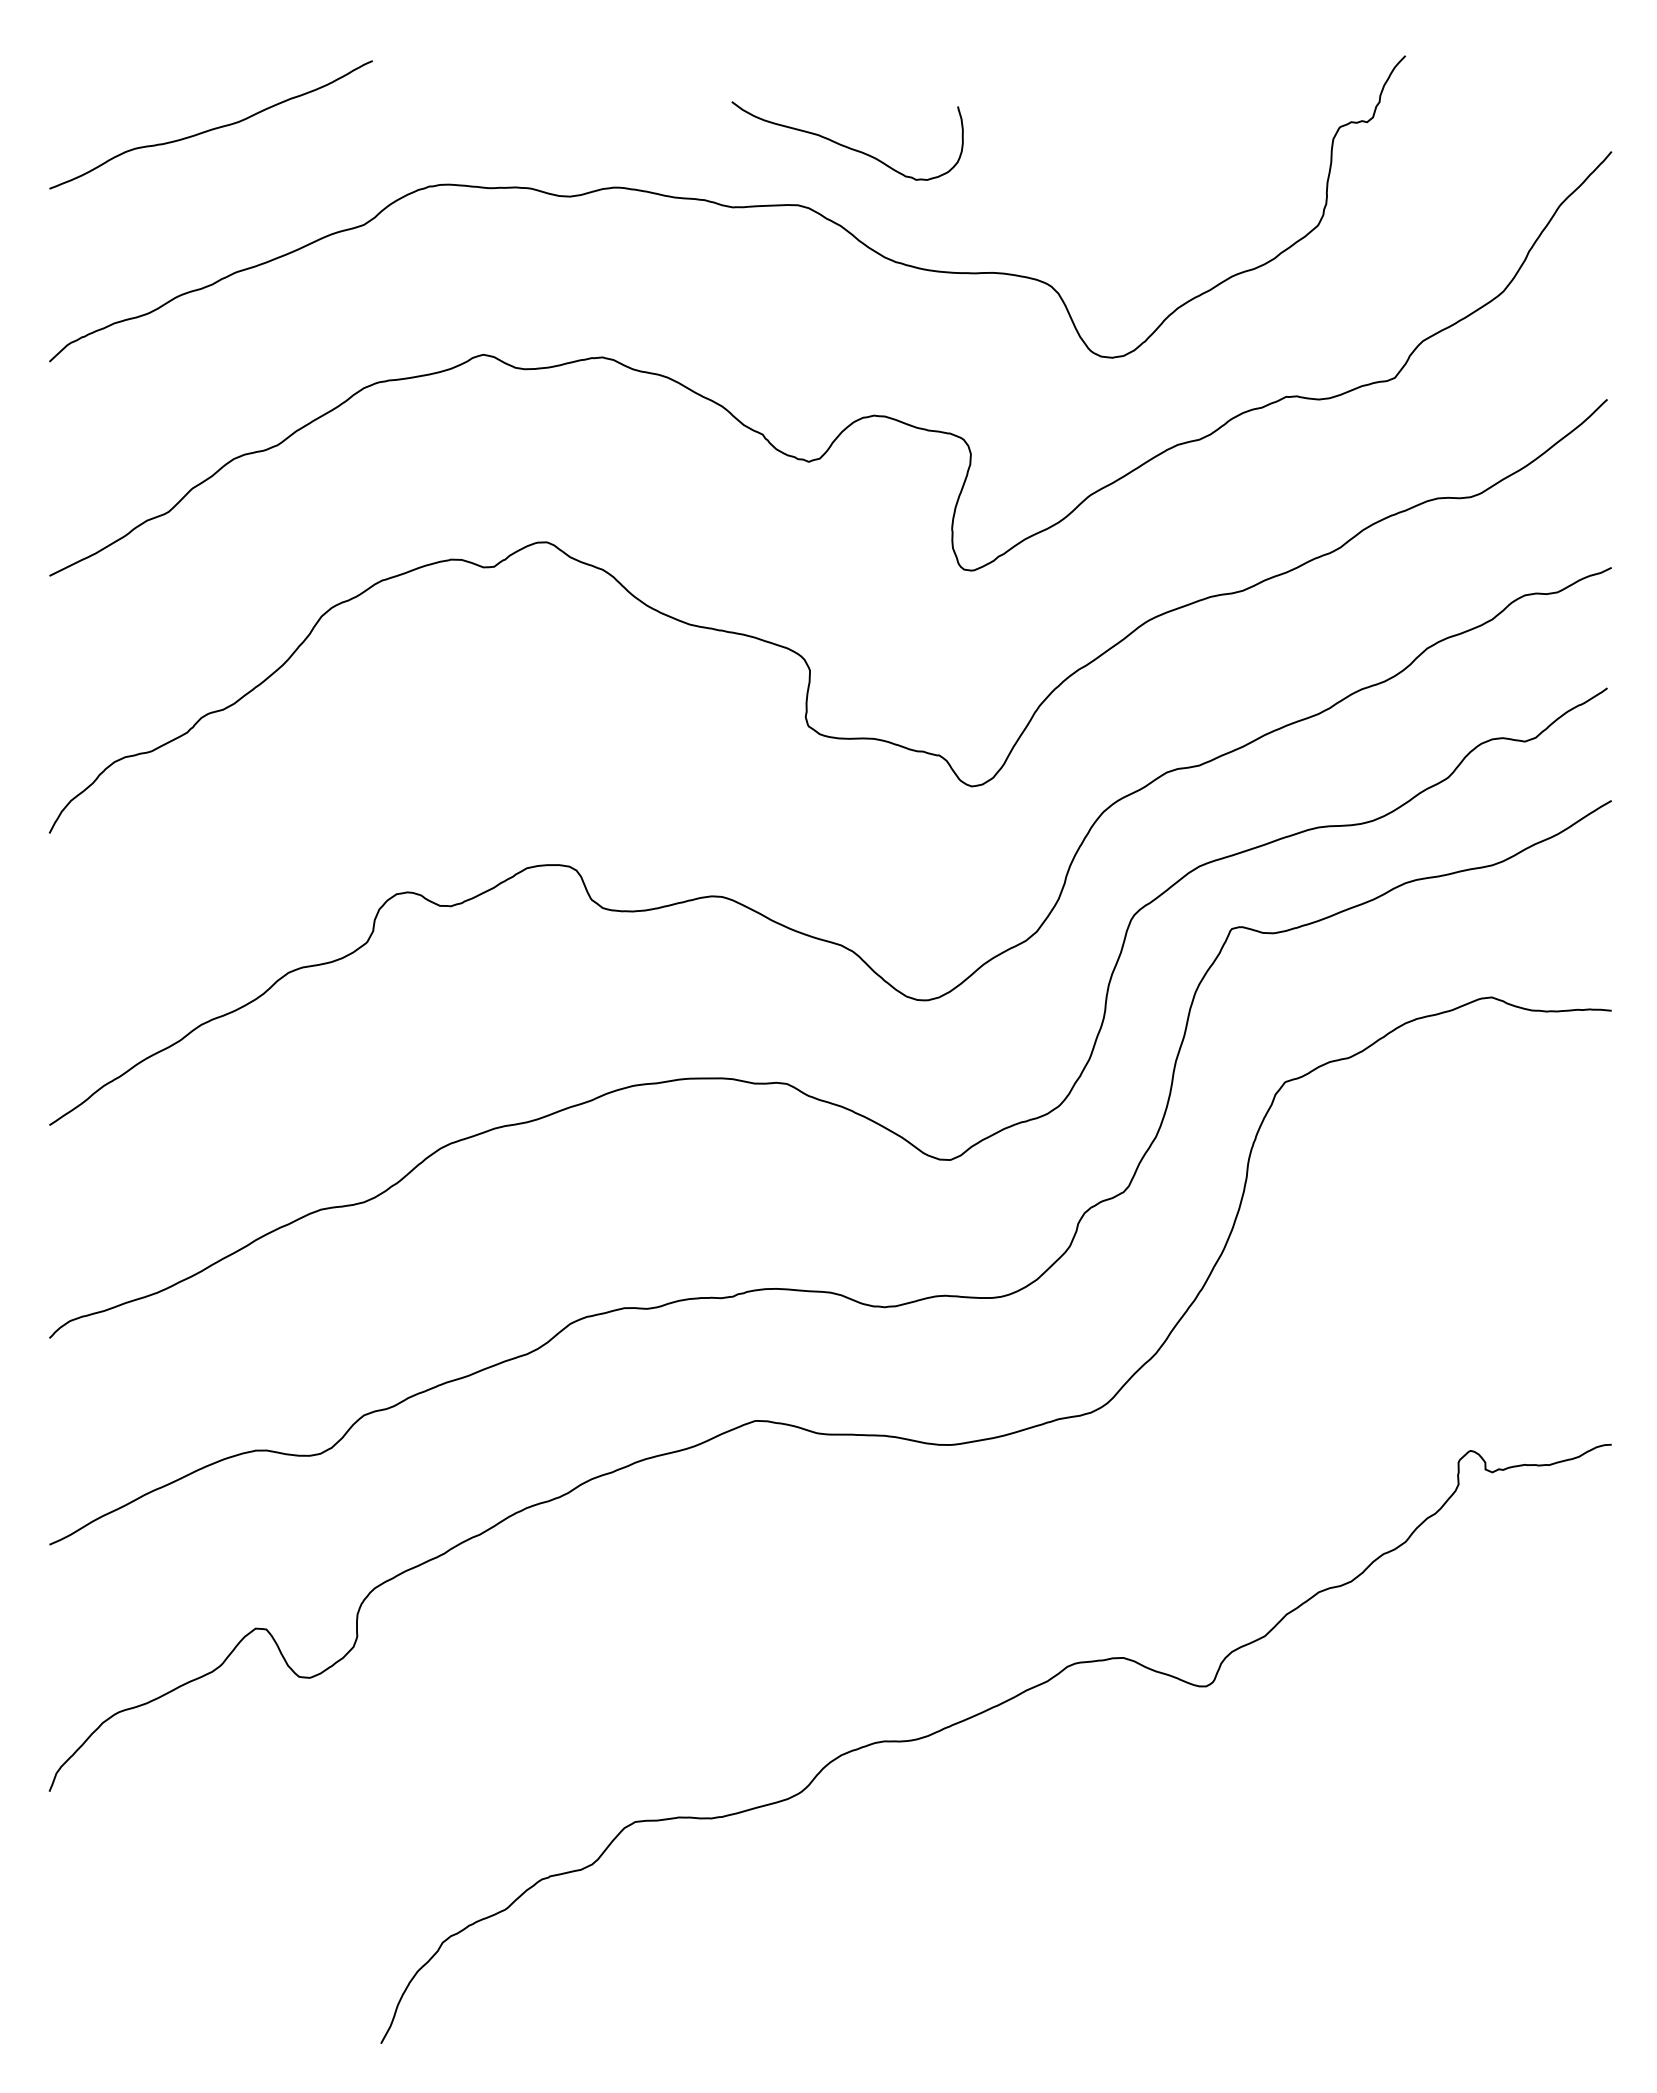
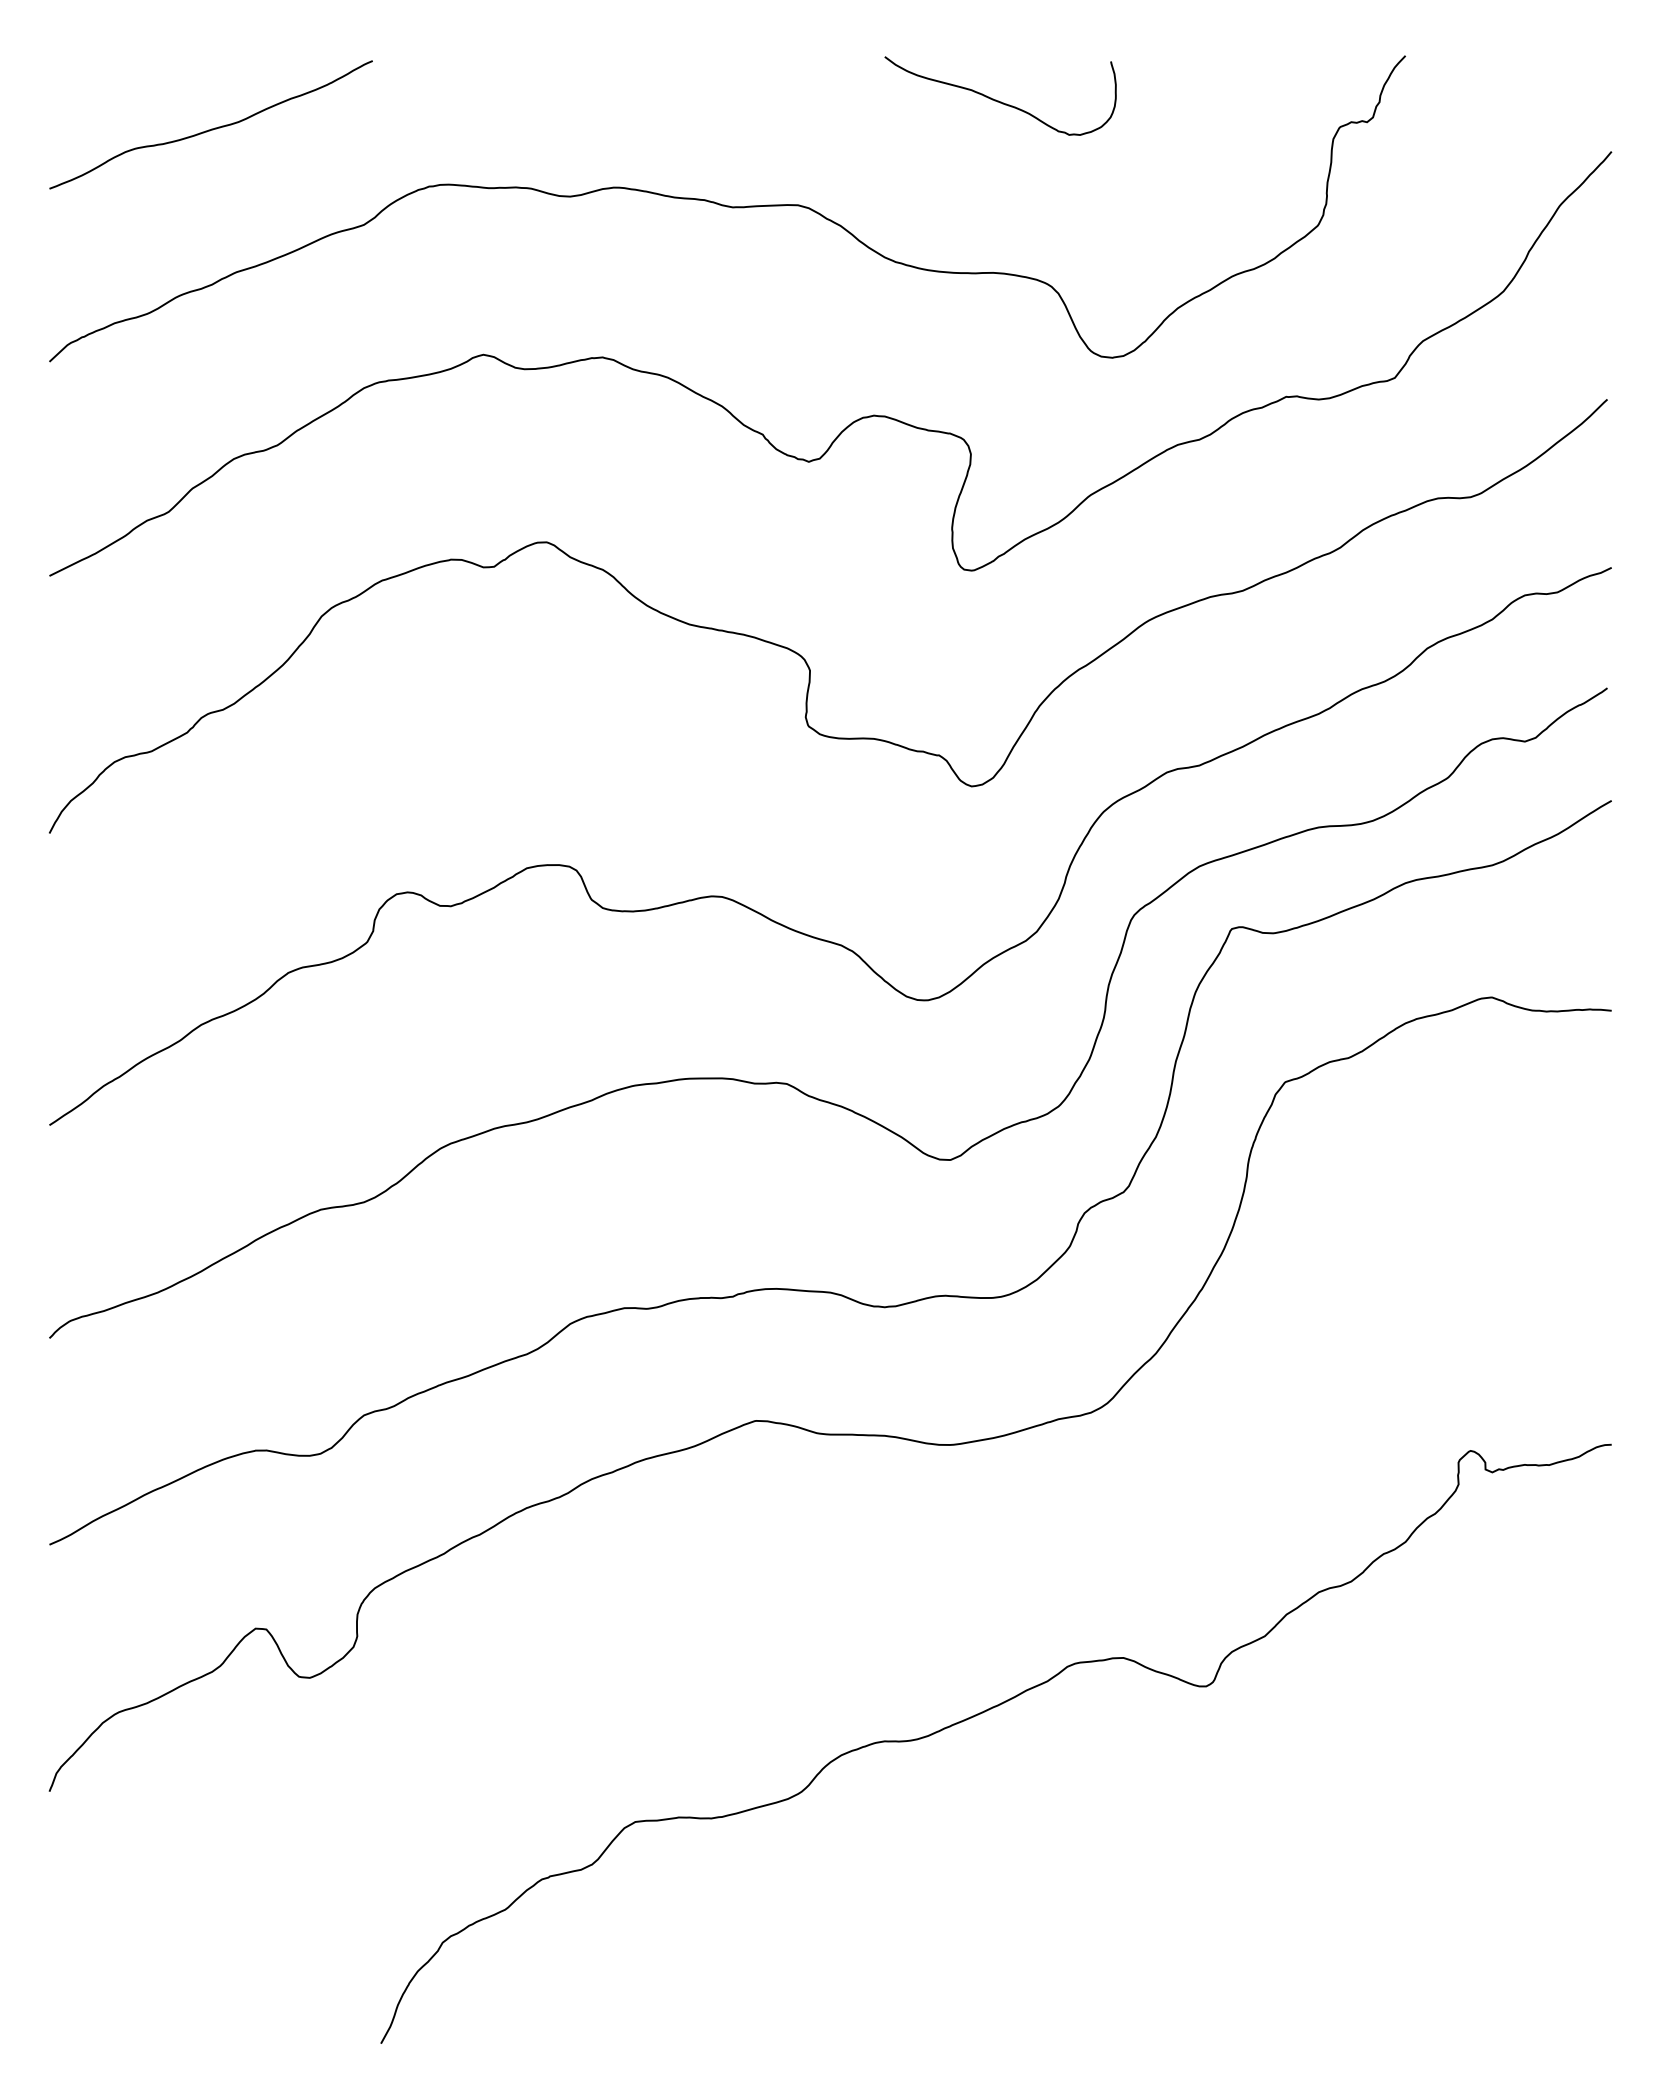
curve position: (845, 145) -> (998, 100) (998, 100)
